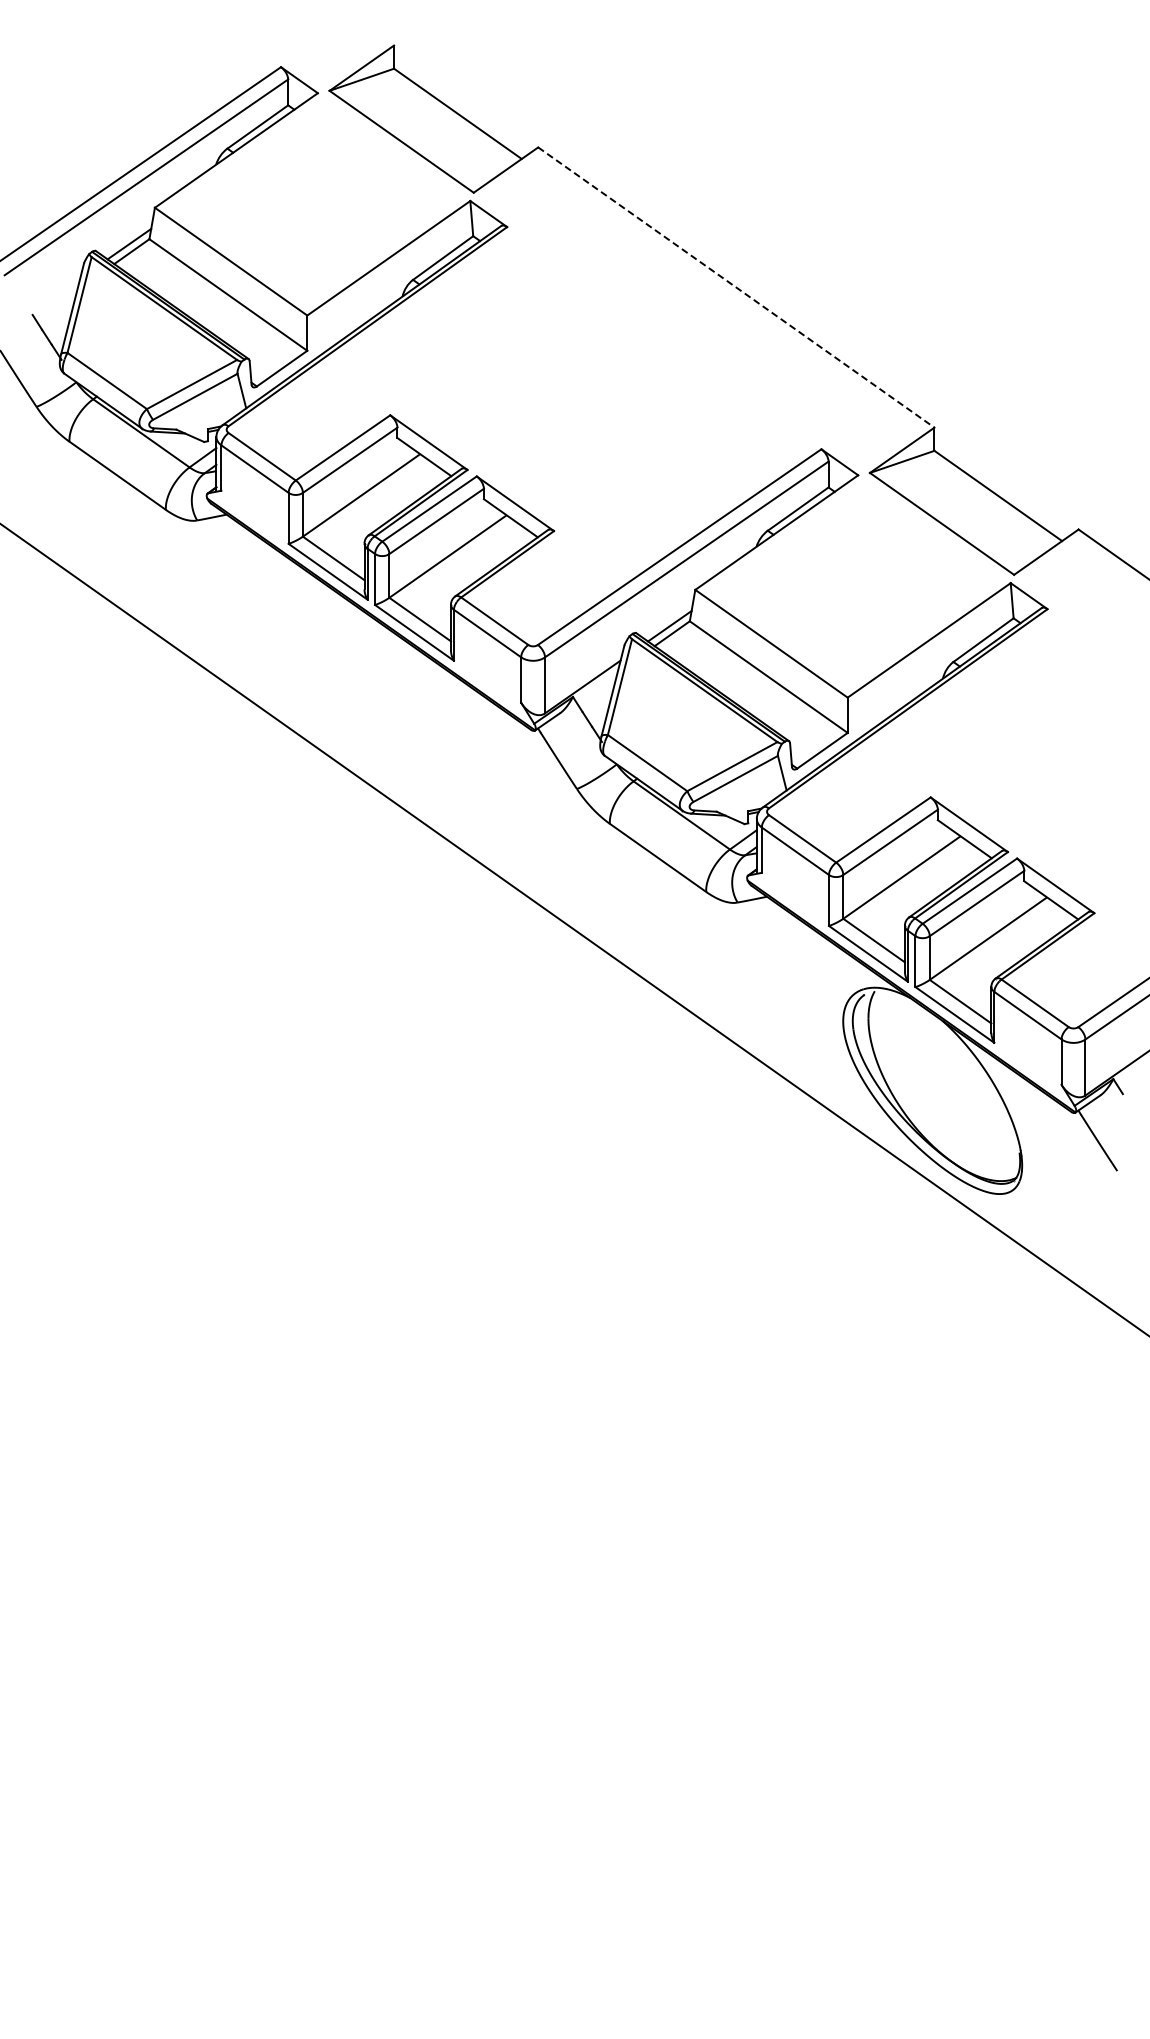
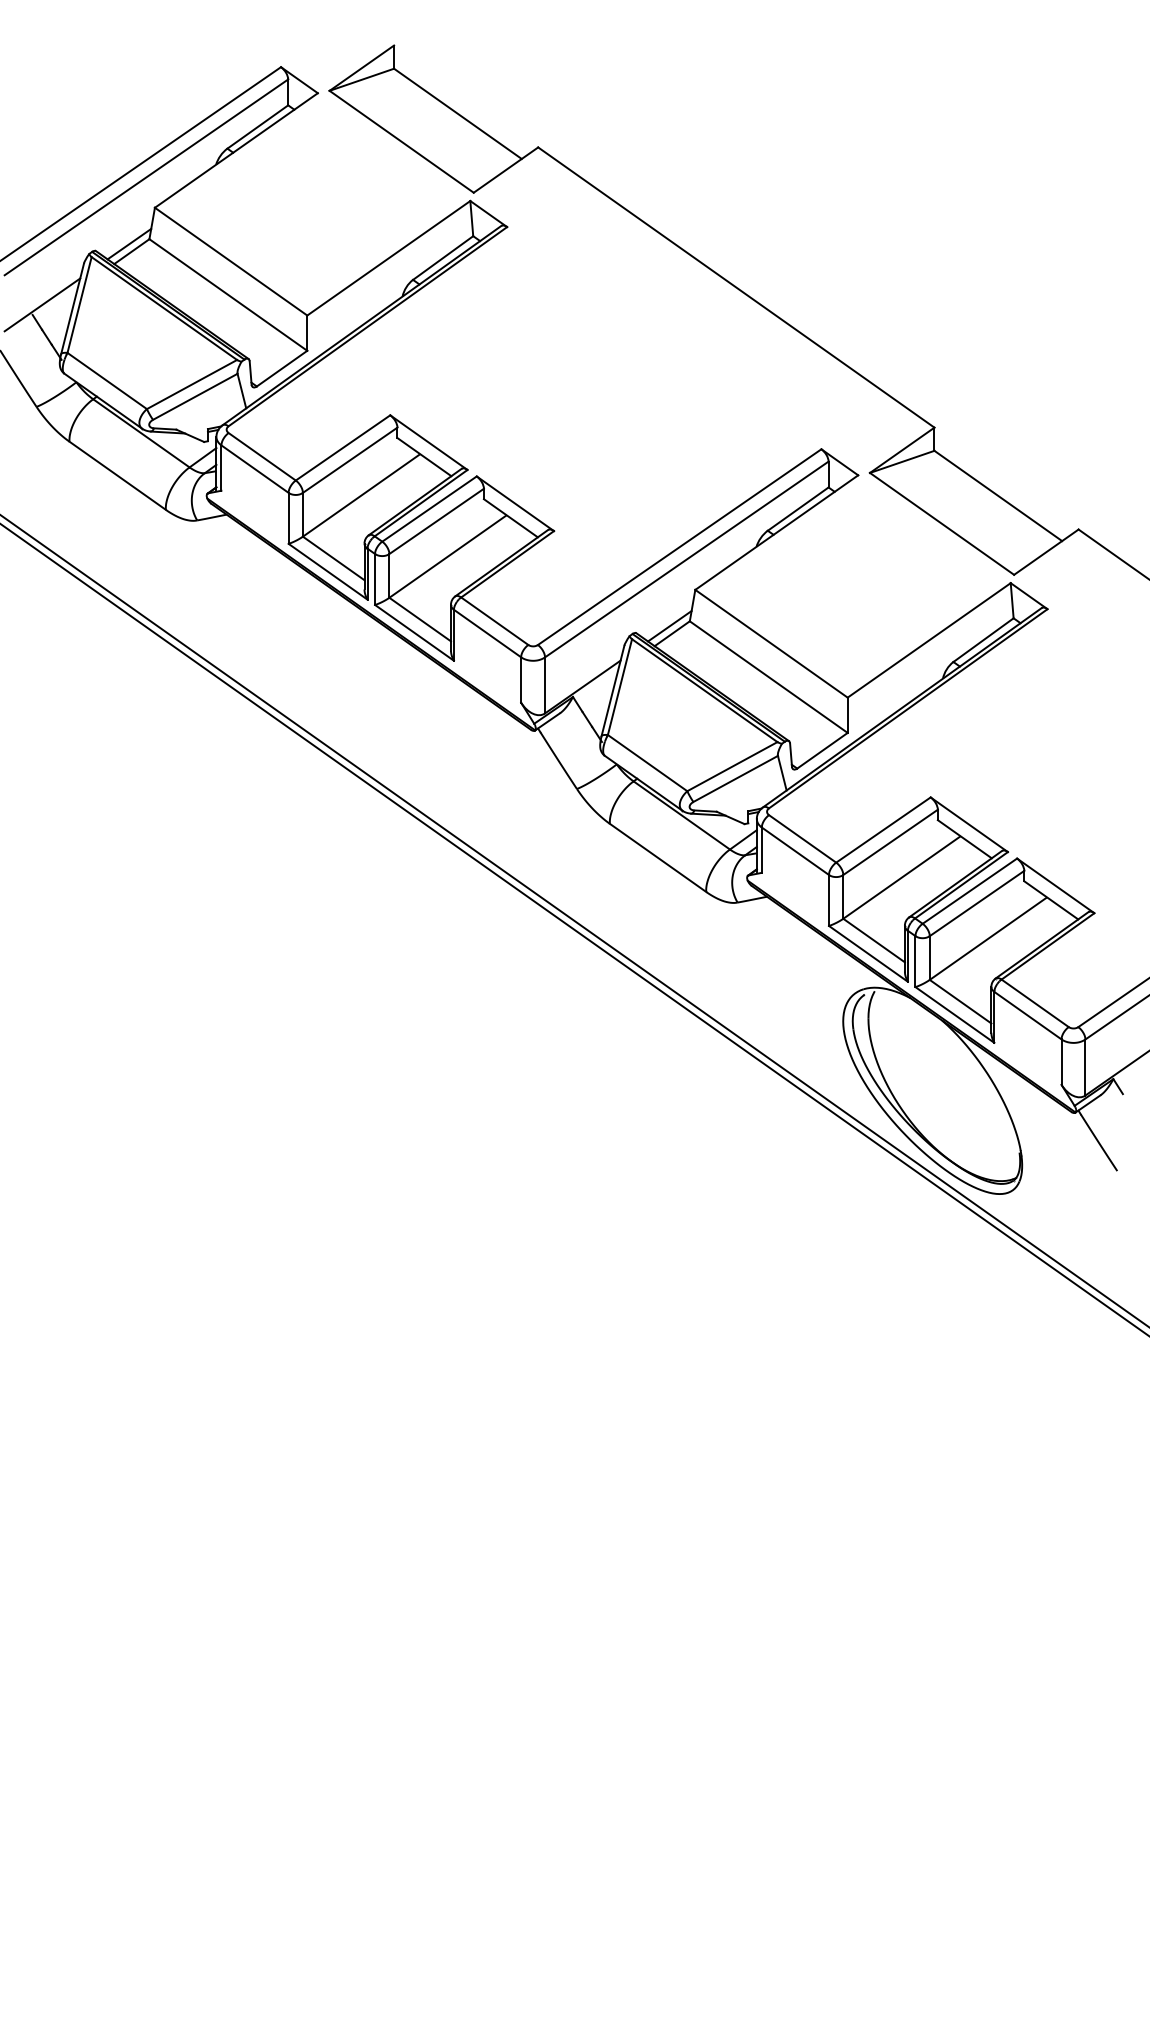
line: dashed -> solid (736, 287)
line: none -> present (42, 304)
line: none -> present (574, 920)
